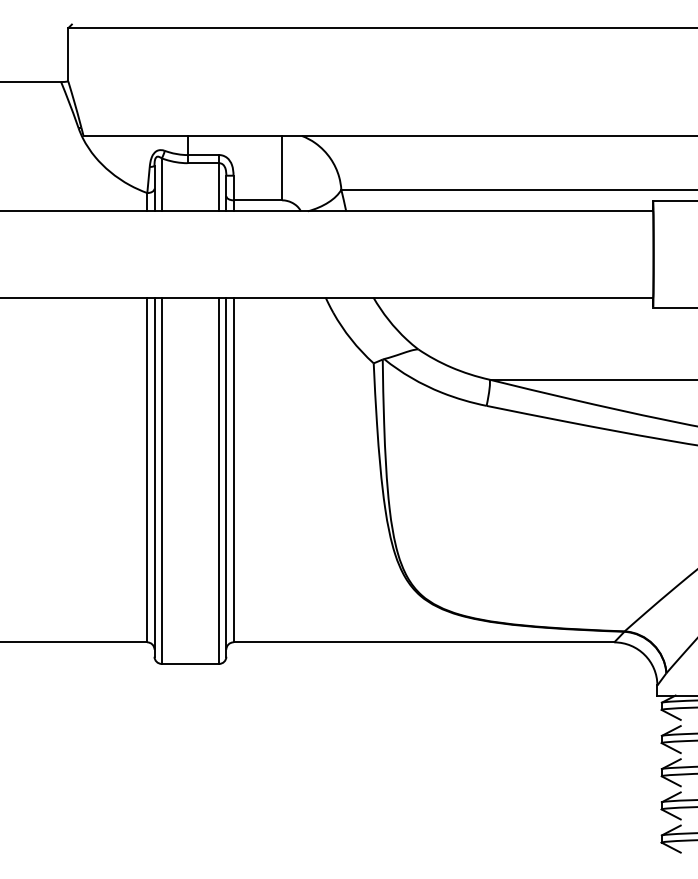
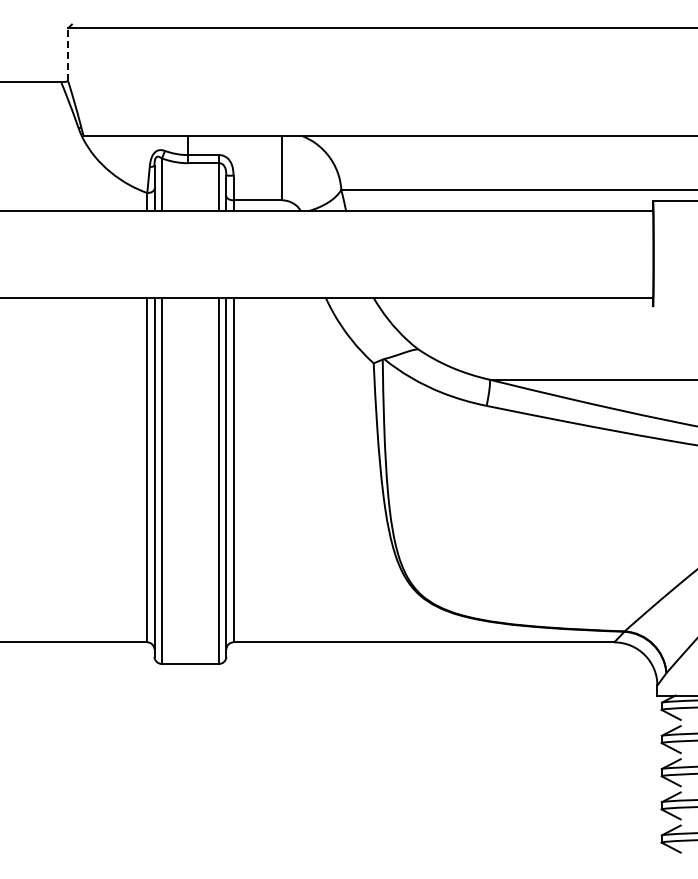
line: solid -> dashed (68, 54)
line: present -> none (673, 308)
